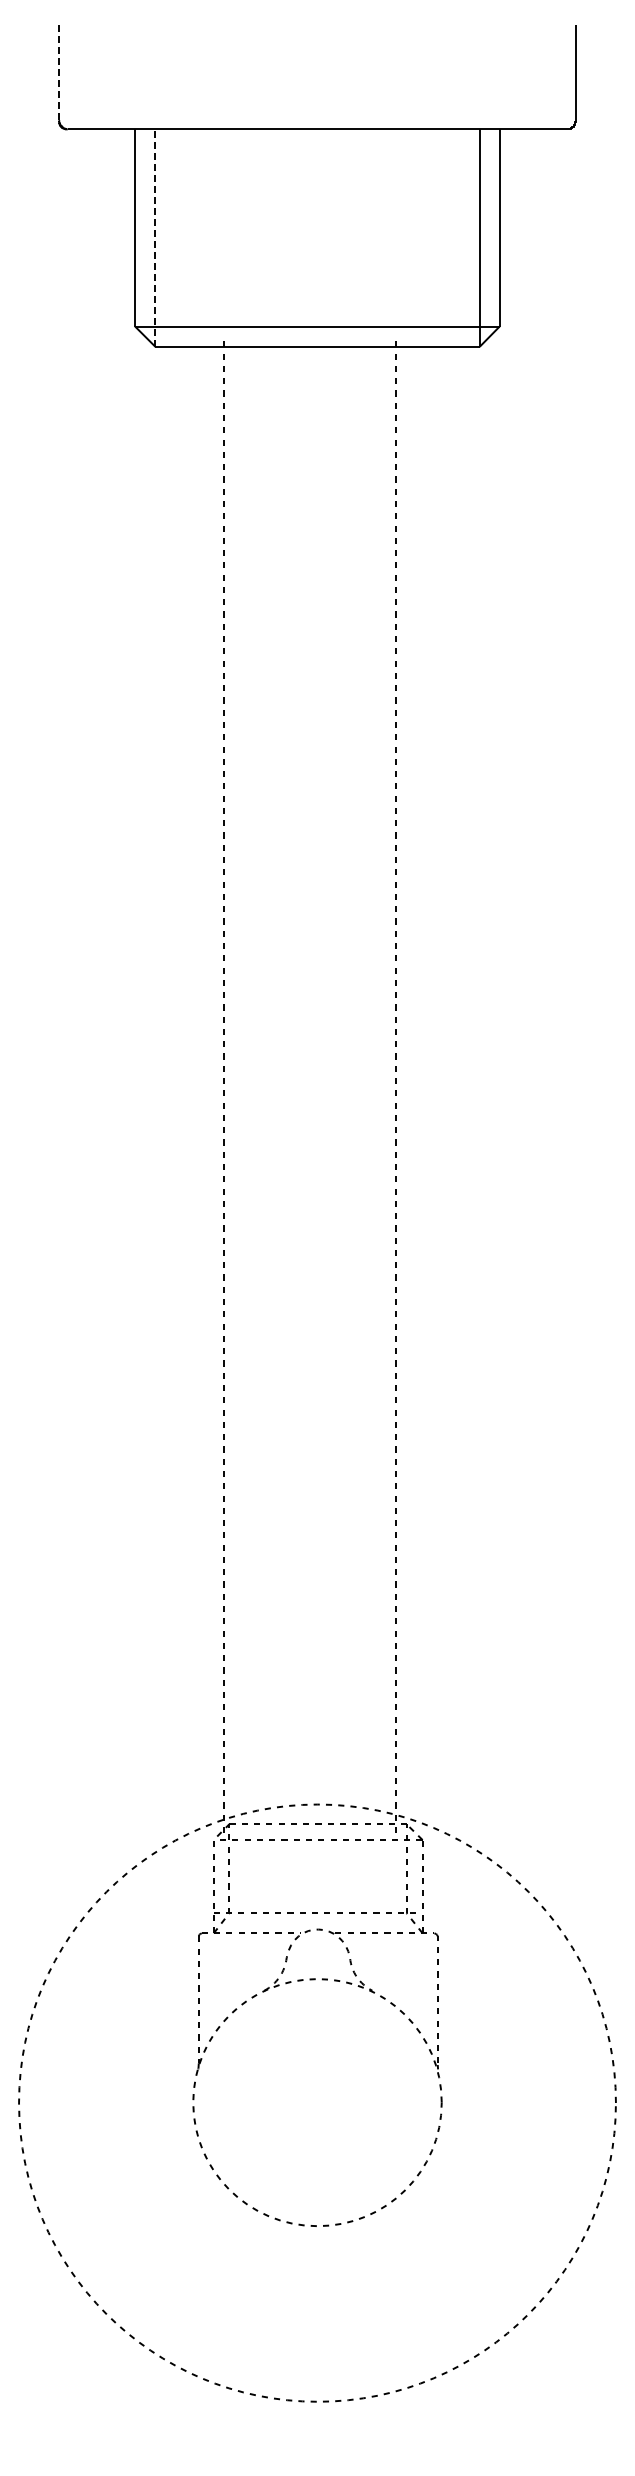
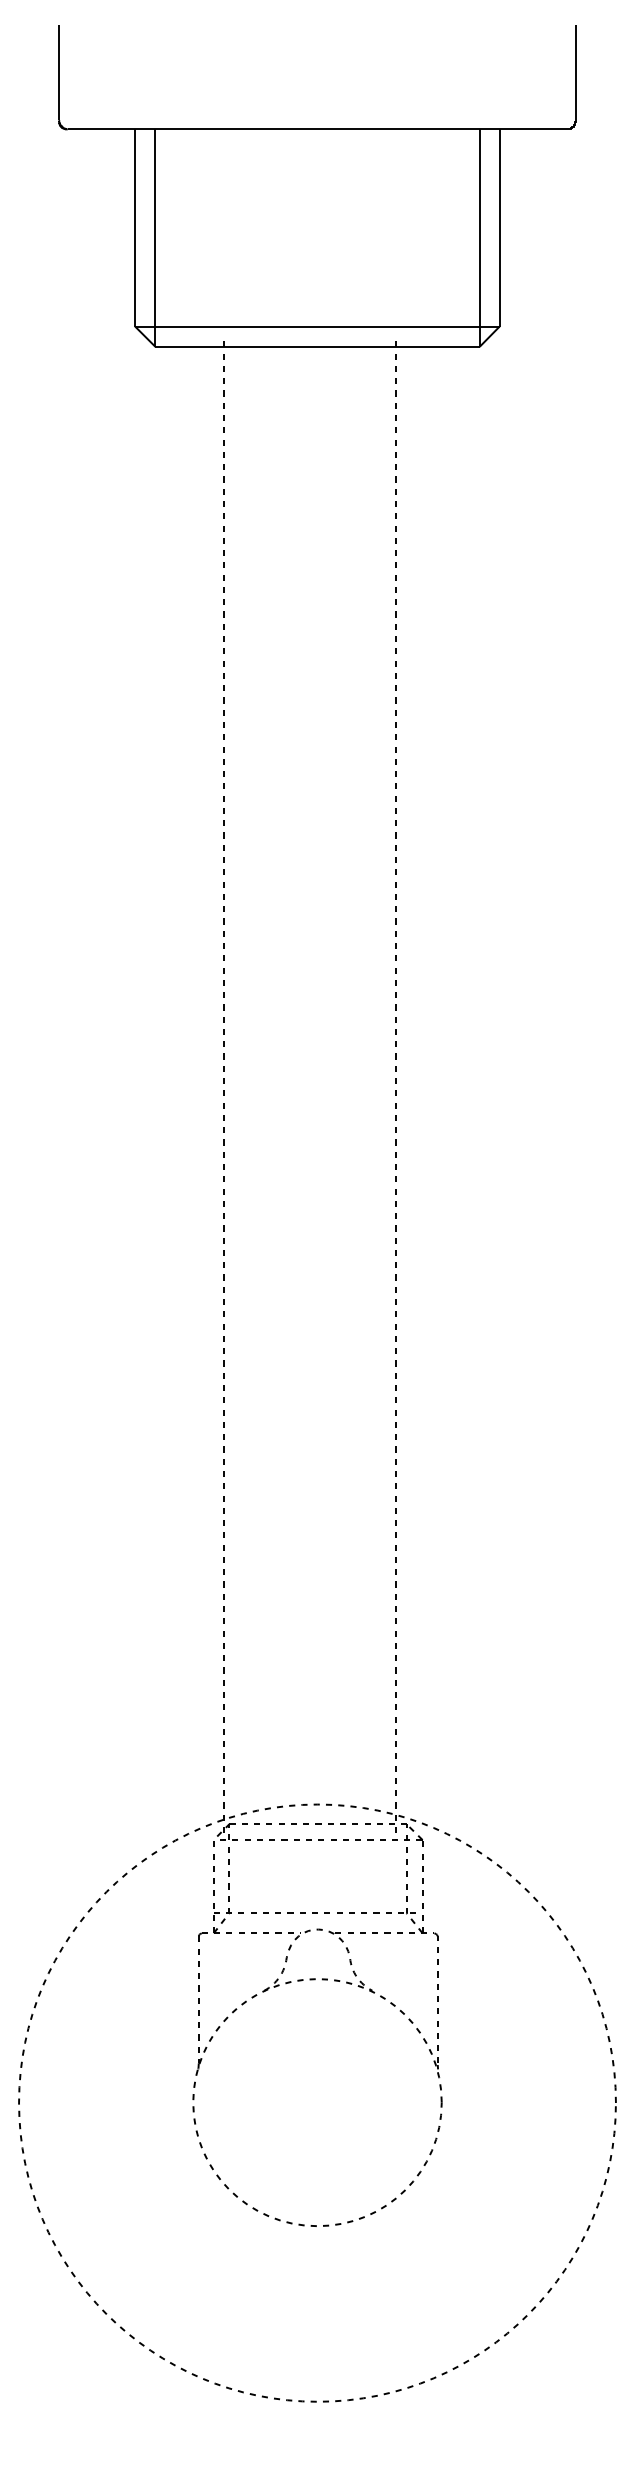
line: dashed -> solid (59, 72)
line: dashed -> solid (155, 238)
